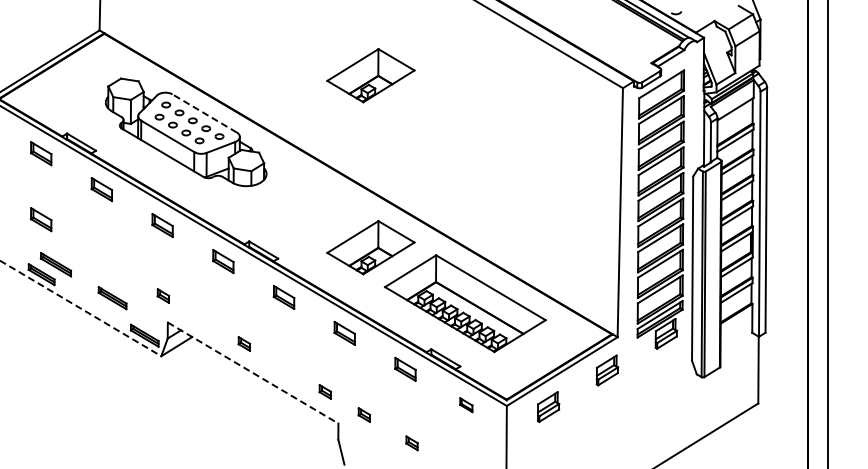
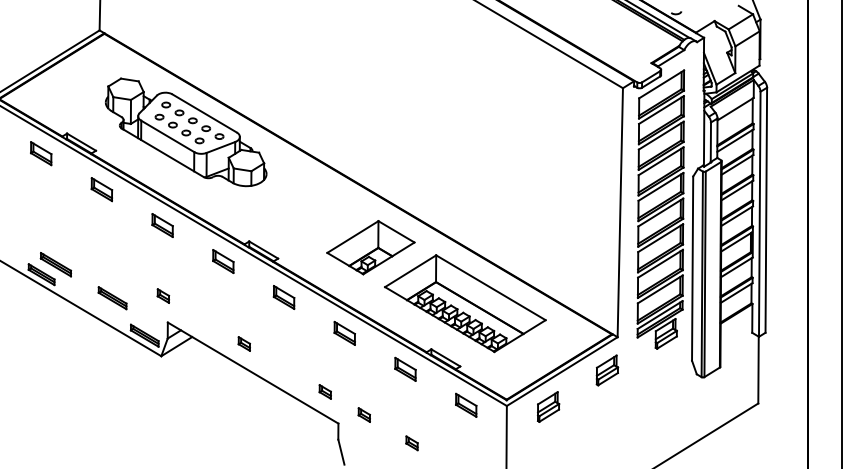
part: present -> none (370, 75)
line: dashed -> solid (204, 113)
part: present -> none (41, 219)
line position: (827, 233) -> (841, 233) (841, 233)
line: dashed -> solid (81, 308)
line: dashed -> solid (253, 373)
part size: 15x17 px -> 23x26 px (466, 404)
